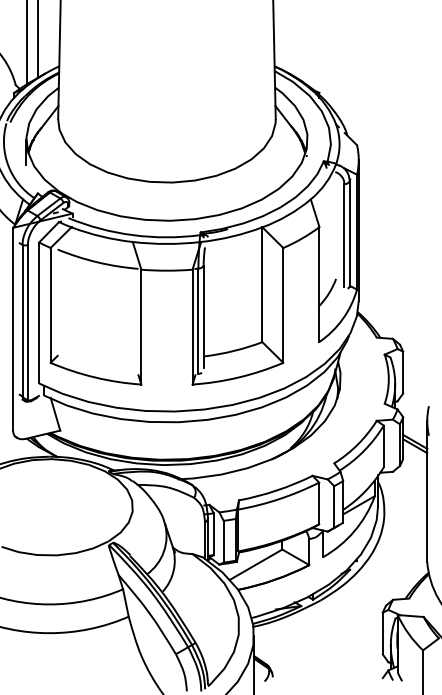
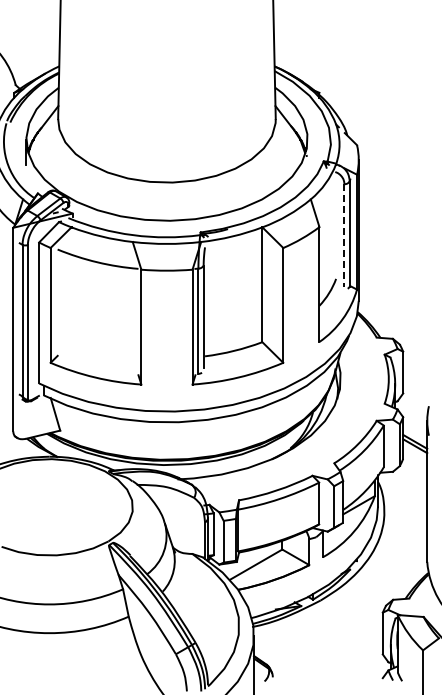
line: present -> none (38, 39)
line: present -> none (26, 43)
line: solid -> dashed (344, 235)
